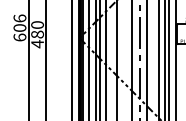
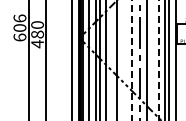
line: solid -> dashed (132, 60)
line: solid -> dashed (158, 60)
